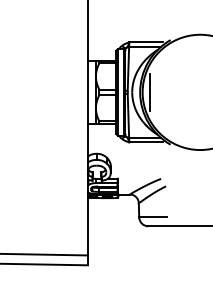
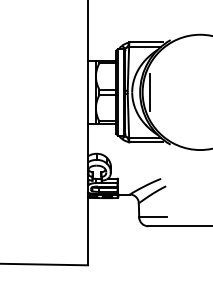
line: present -> none (44, 254)
